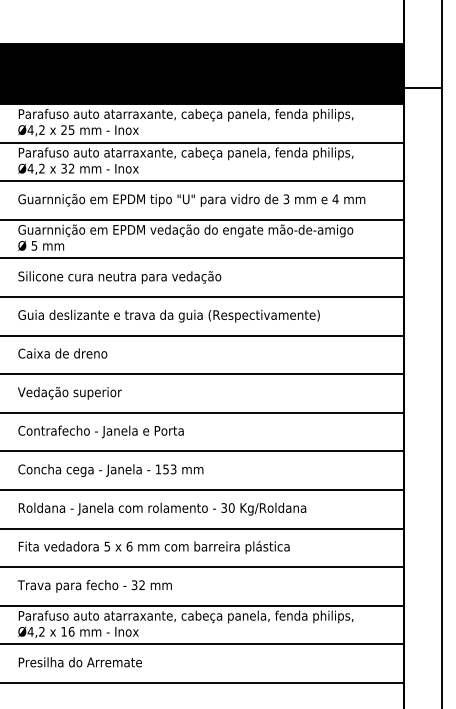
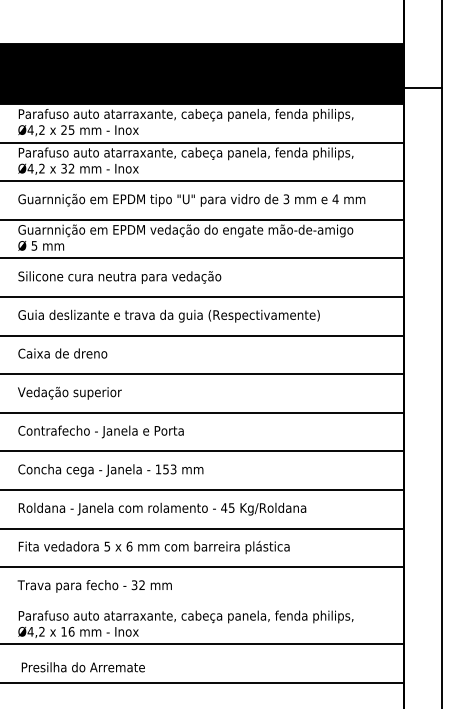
text: 30 -> 45 (227, 507)
line: present -> none (202, 605)
text position: (79, 662) -> (82, 667) (82, 667)
